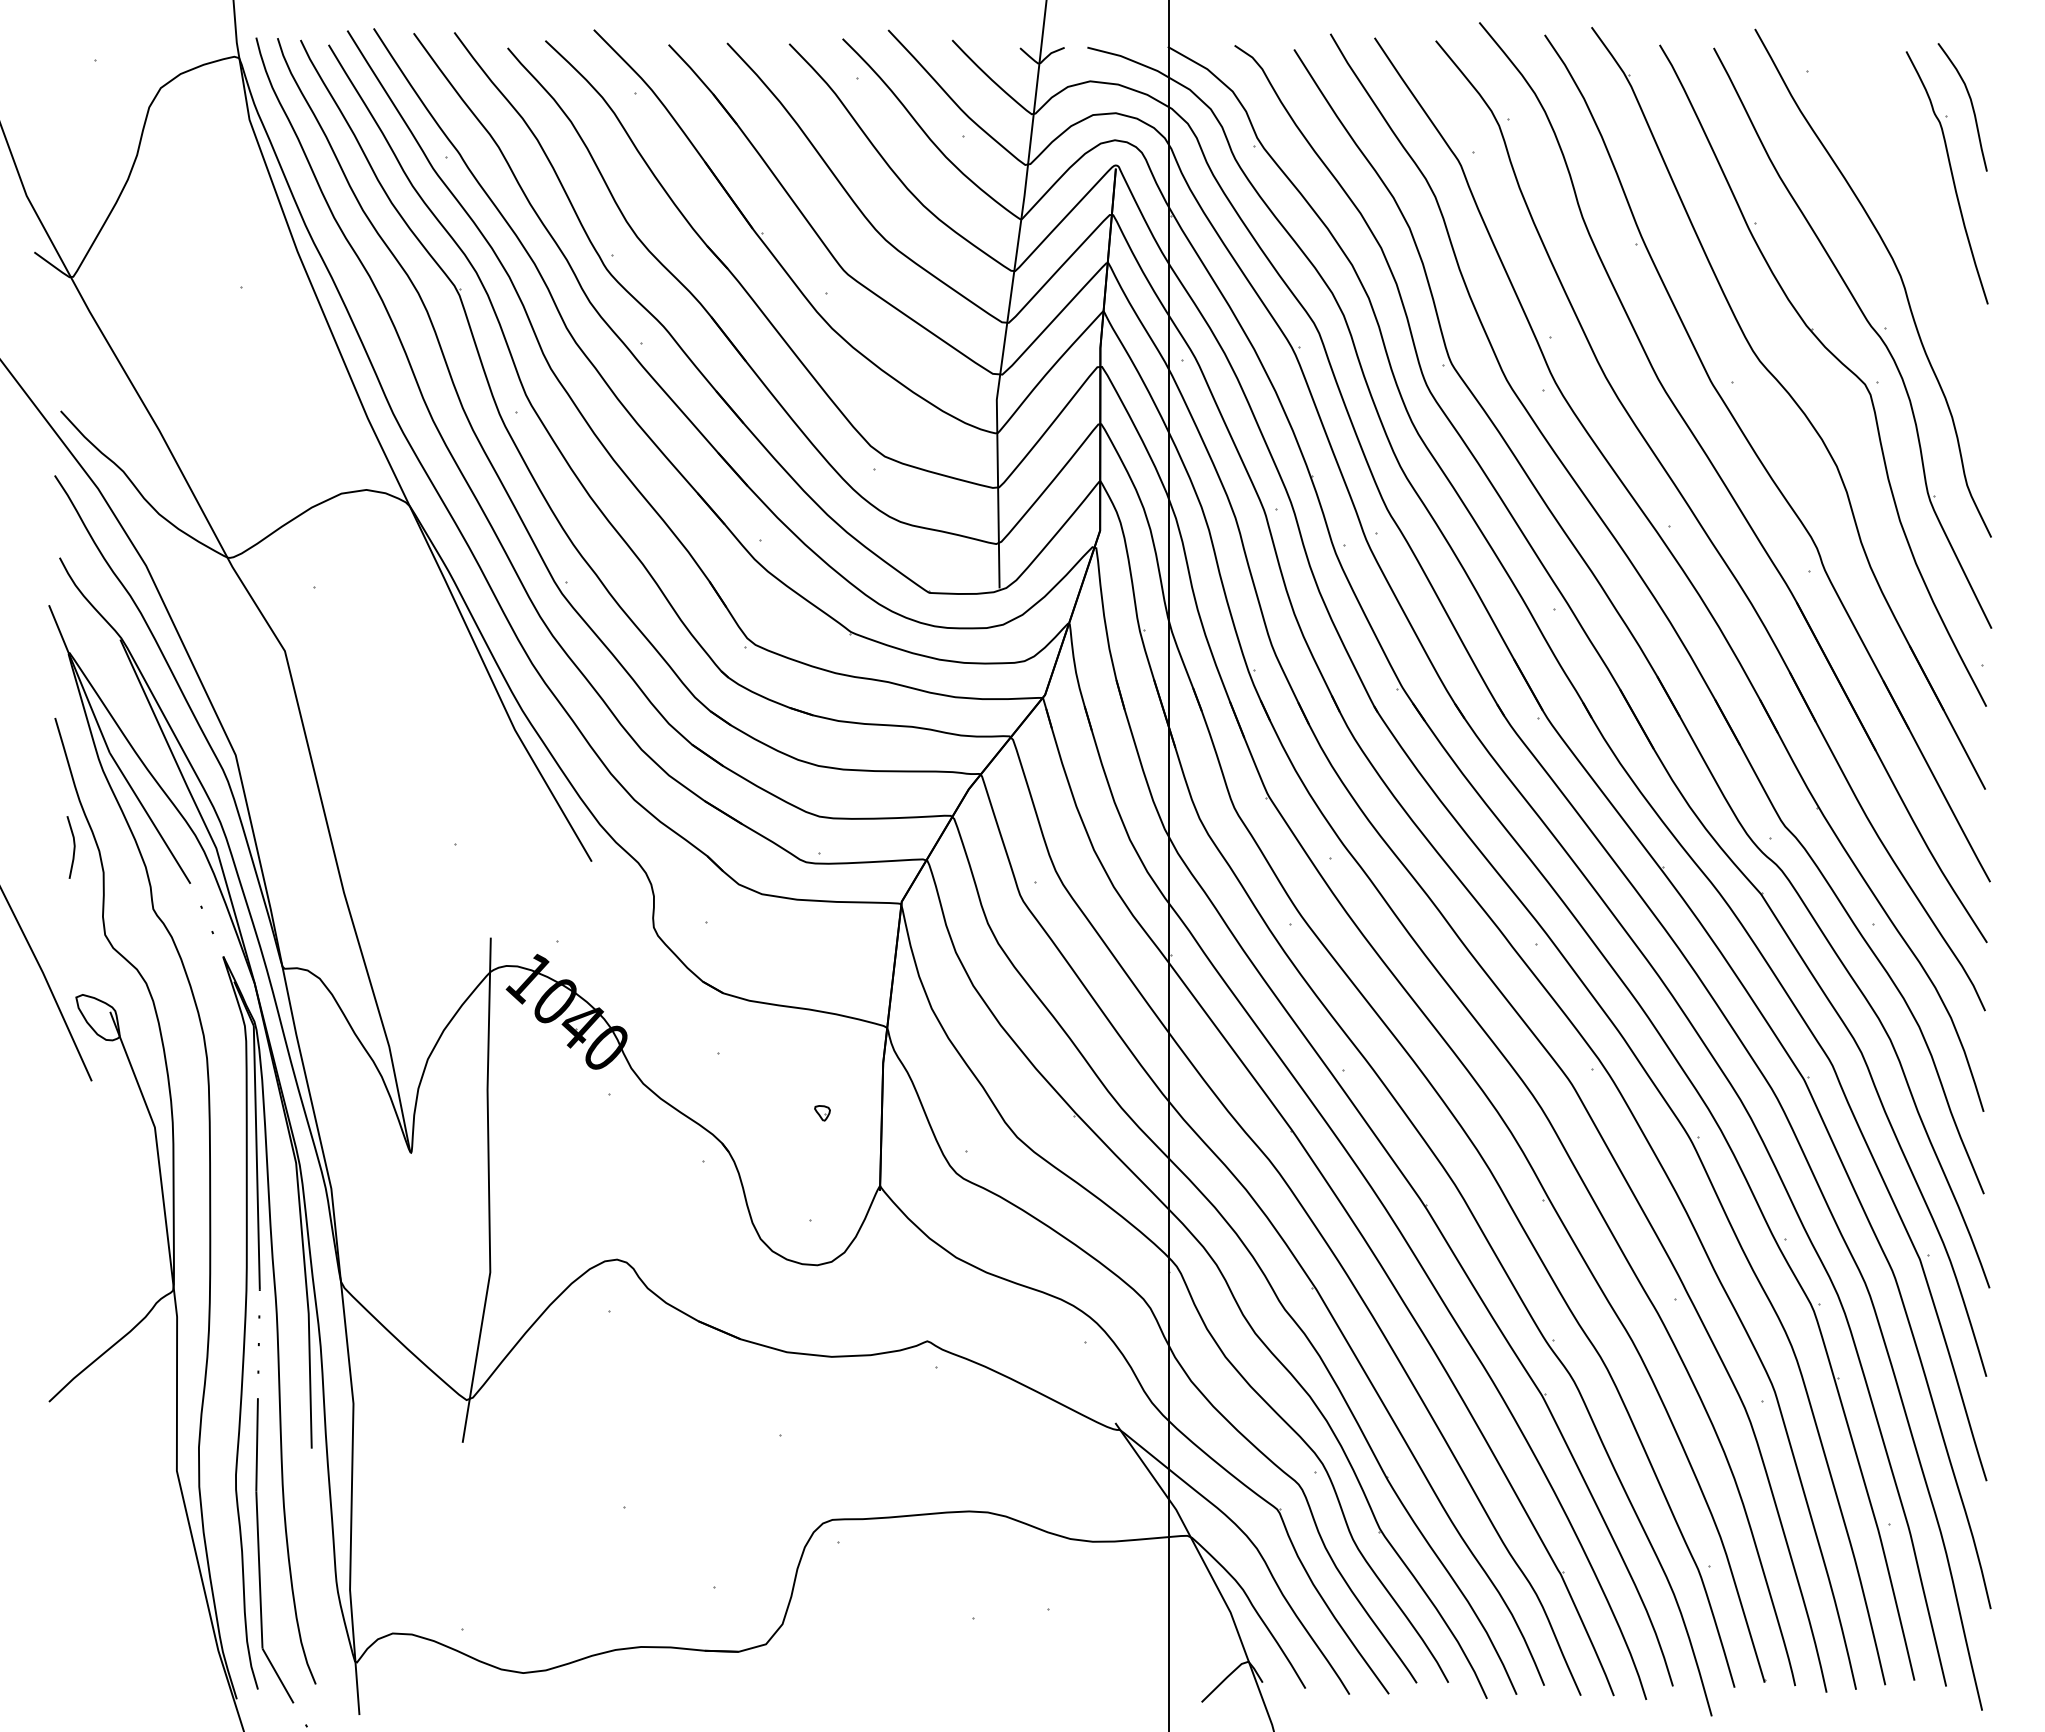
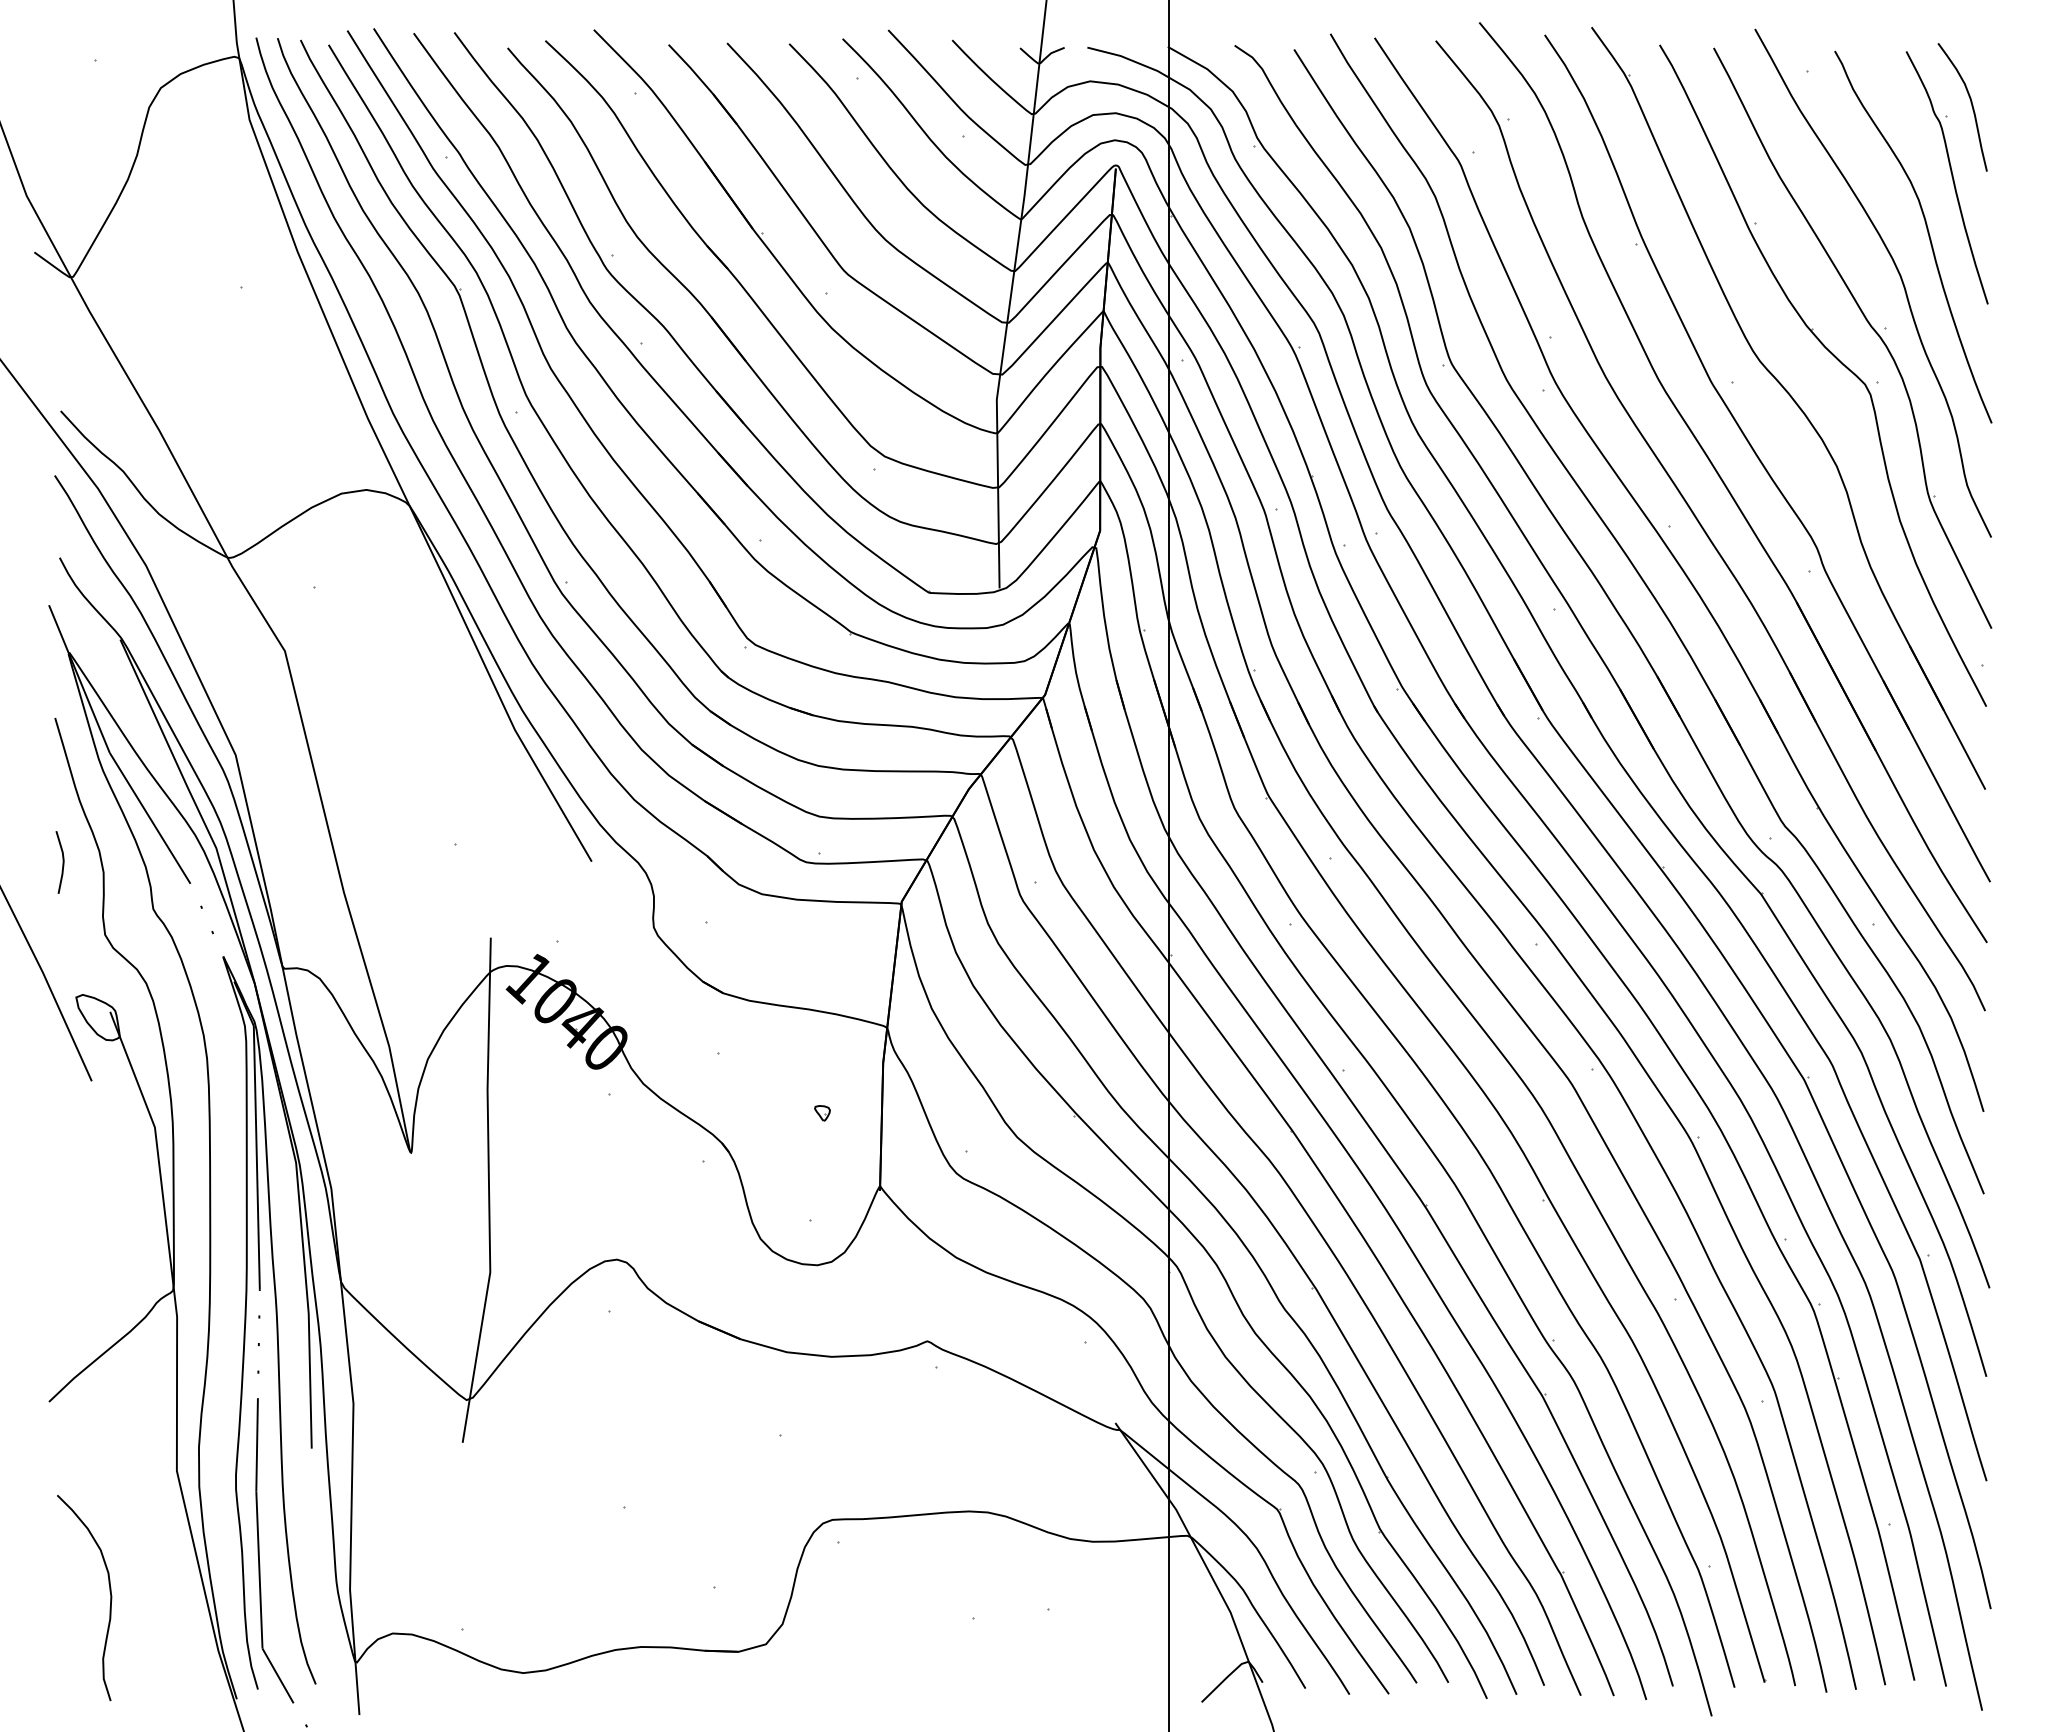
curve: none -> present (1927, 233)
line position: (73, 847) -> (62, 862) (62, 862)
curve: none -> present (109, 1591)
